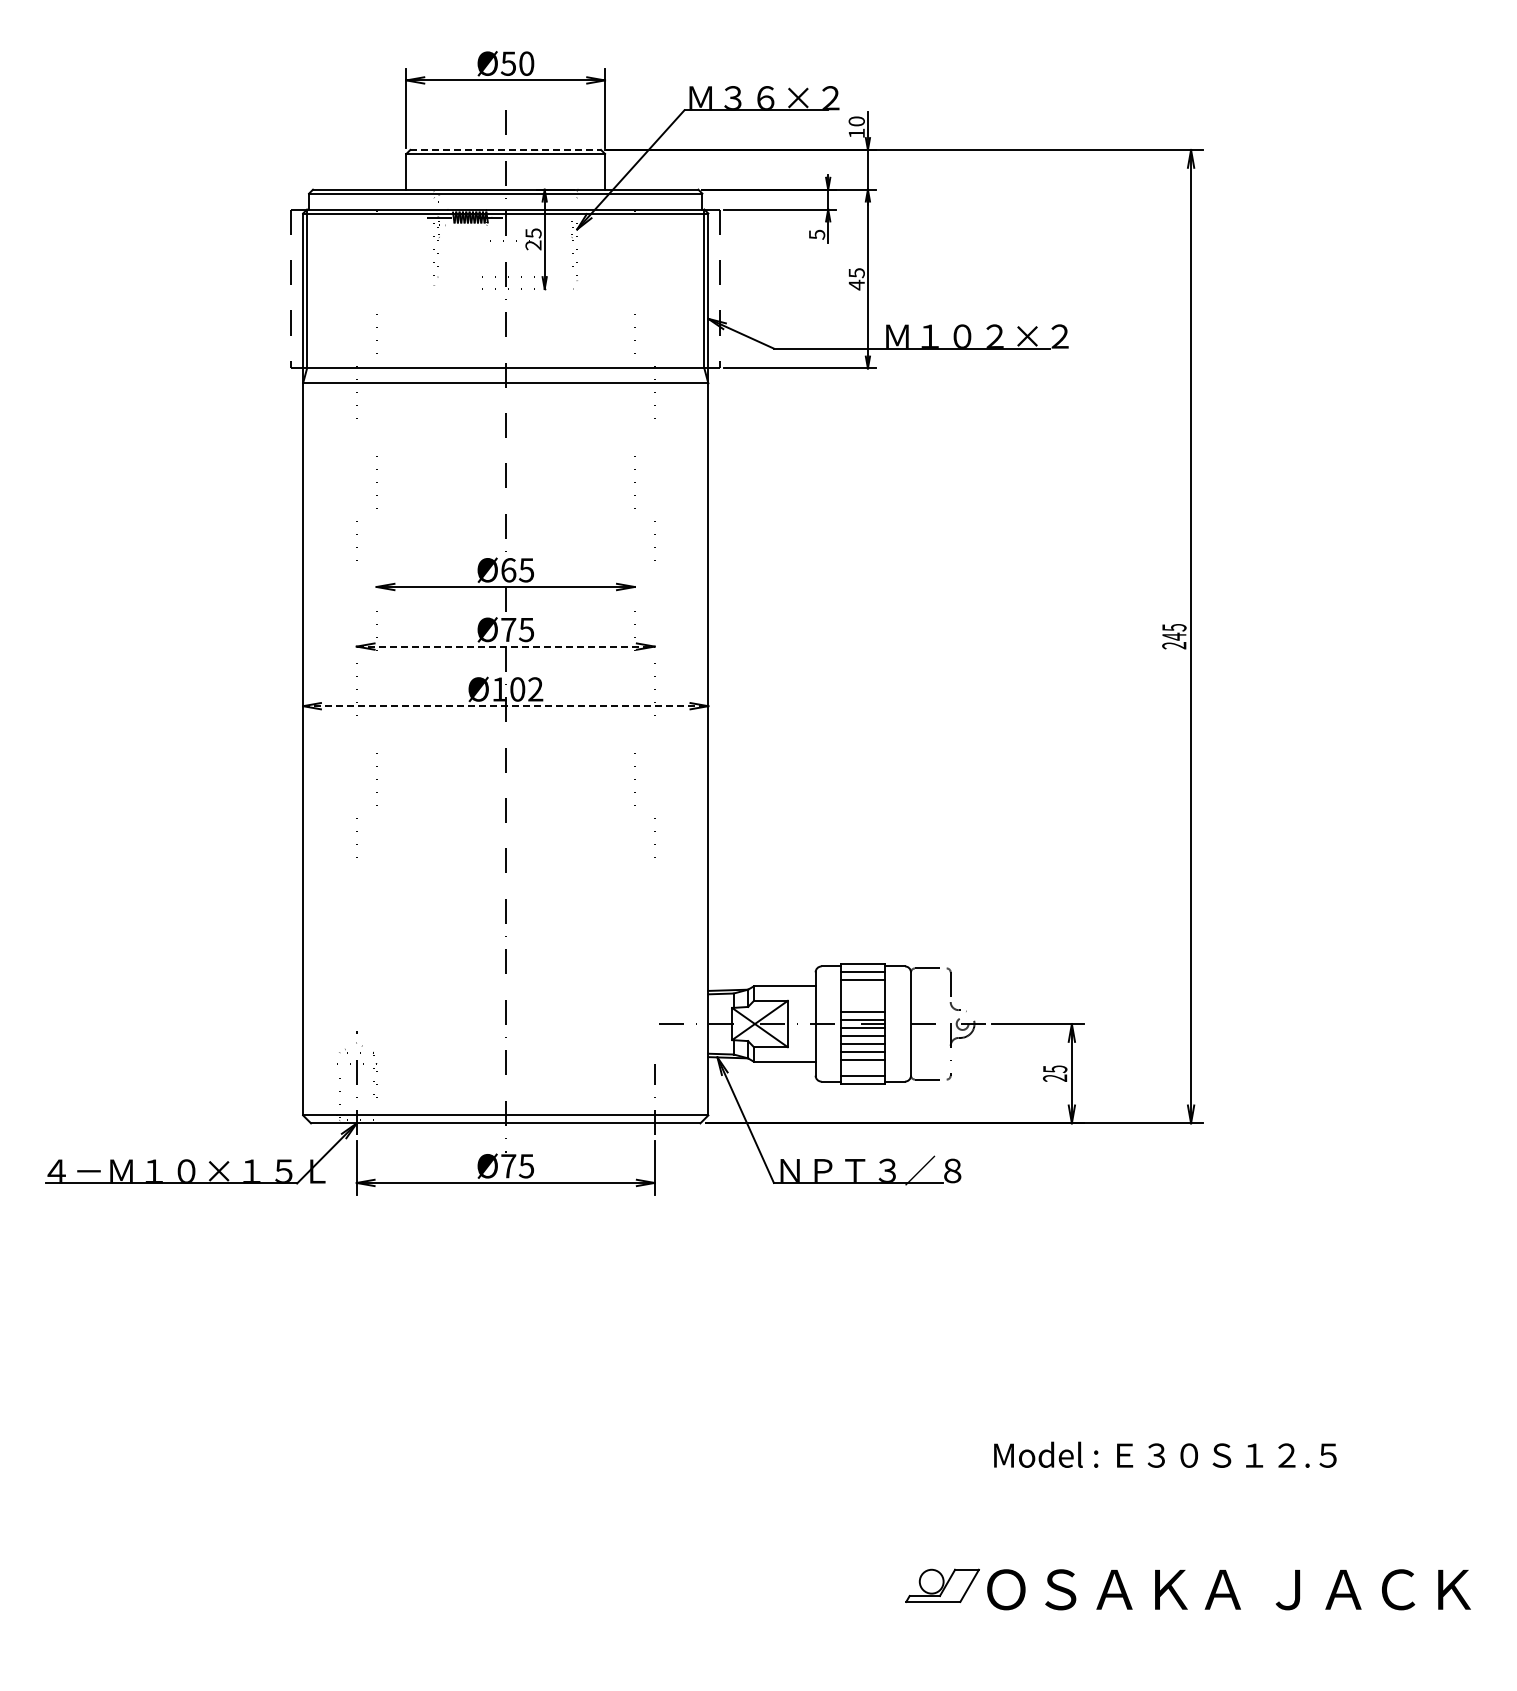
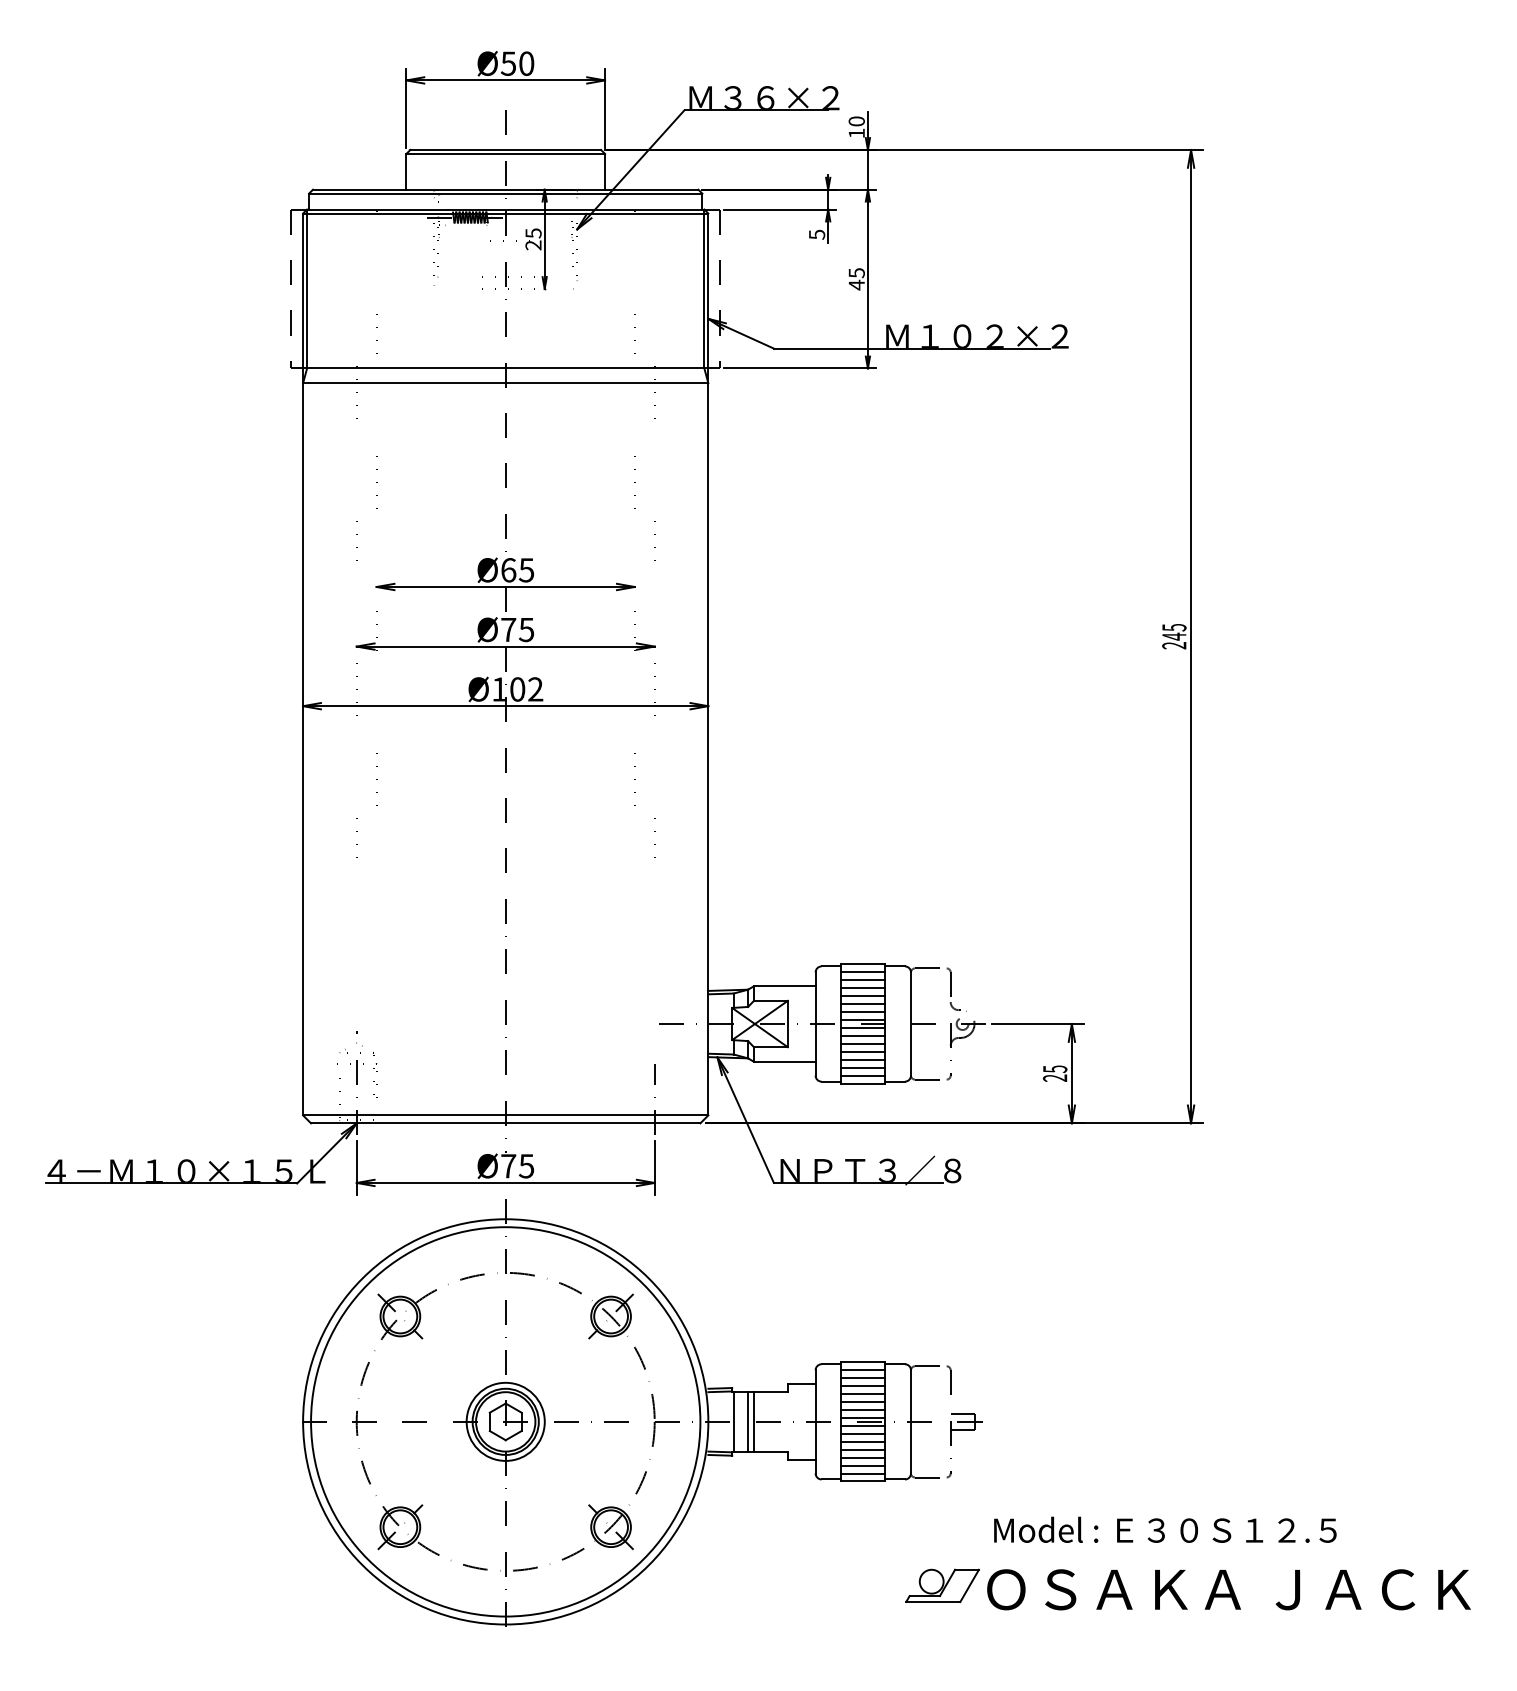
line: dashed -> solid (506, 149)
line: dashed -> solid (505, 646)
line: dashed -> solid (505, 706)
line: none -> present (863, 988)
line: none -> present (863, 996)
line: none -> present (863, 1004)
line: none -> present (863, 1067)
part: none -> present (642, 1412)
text position: (1165, 1454) -> (1165, 1529) (1165, 1529)
